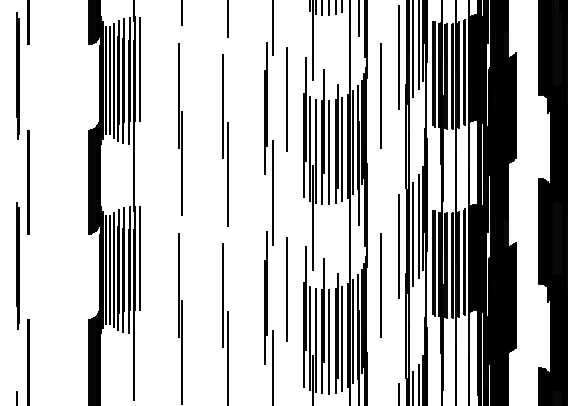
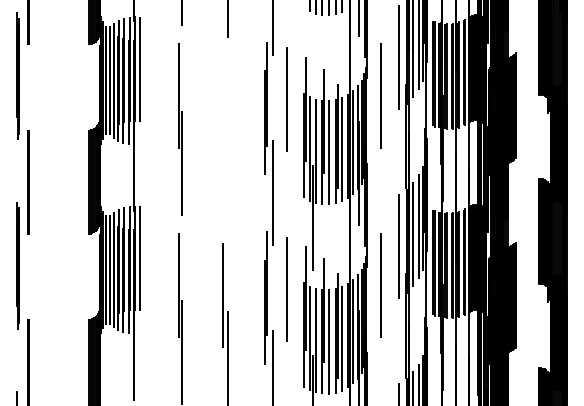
line: present -> none (313, 41)
part: present -> none (225, 140)
